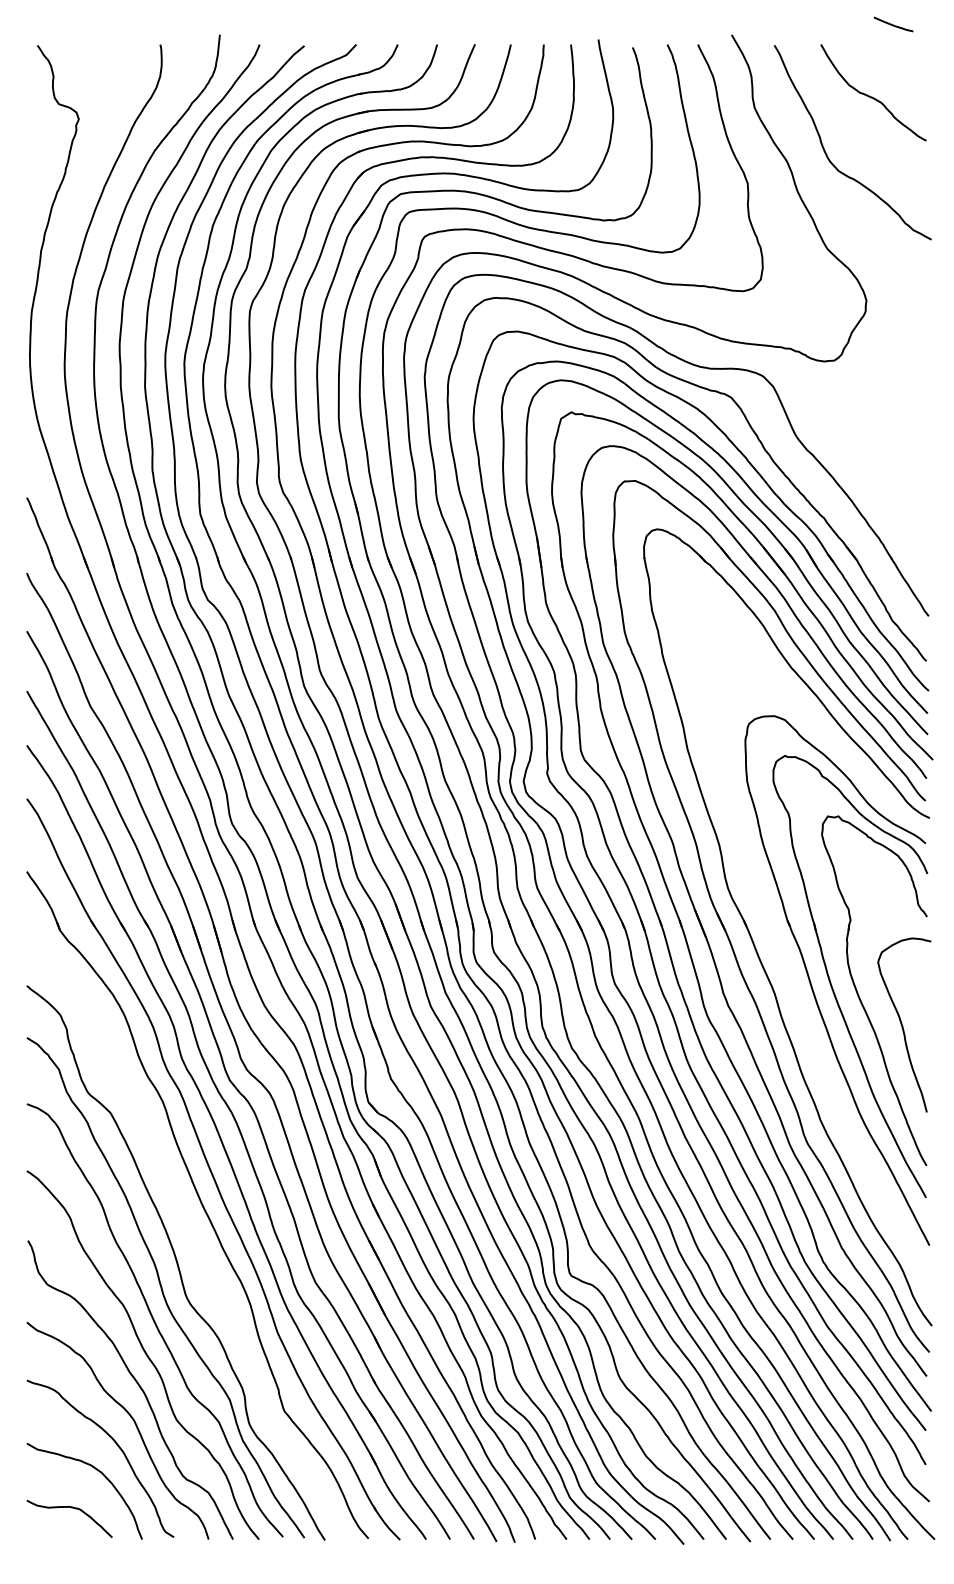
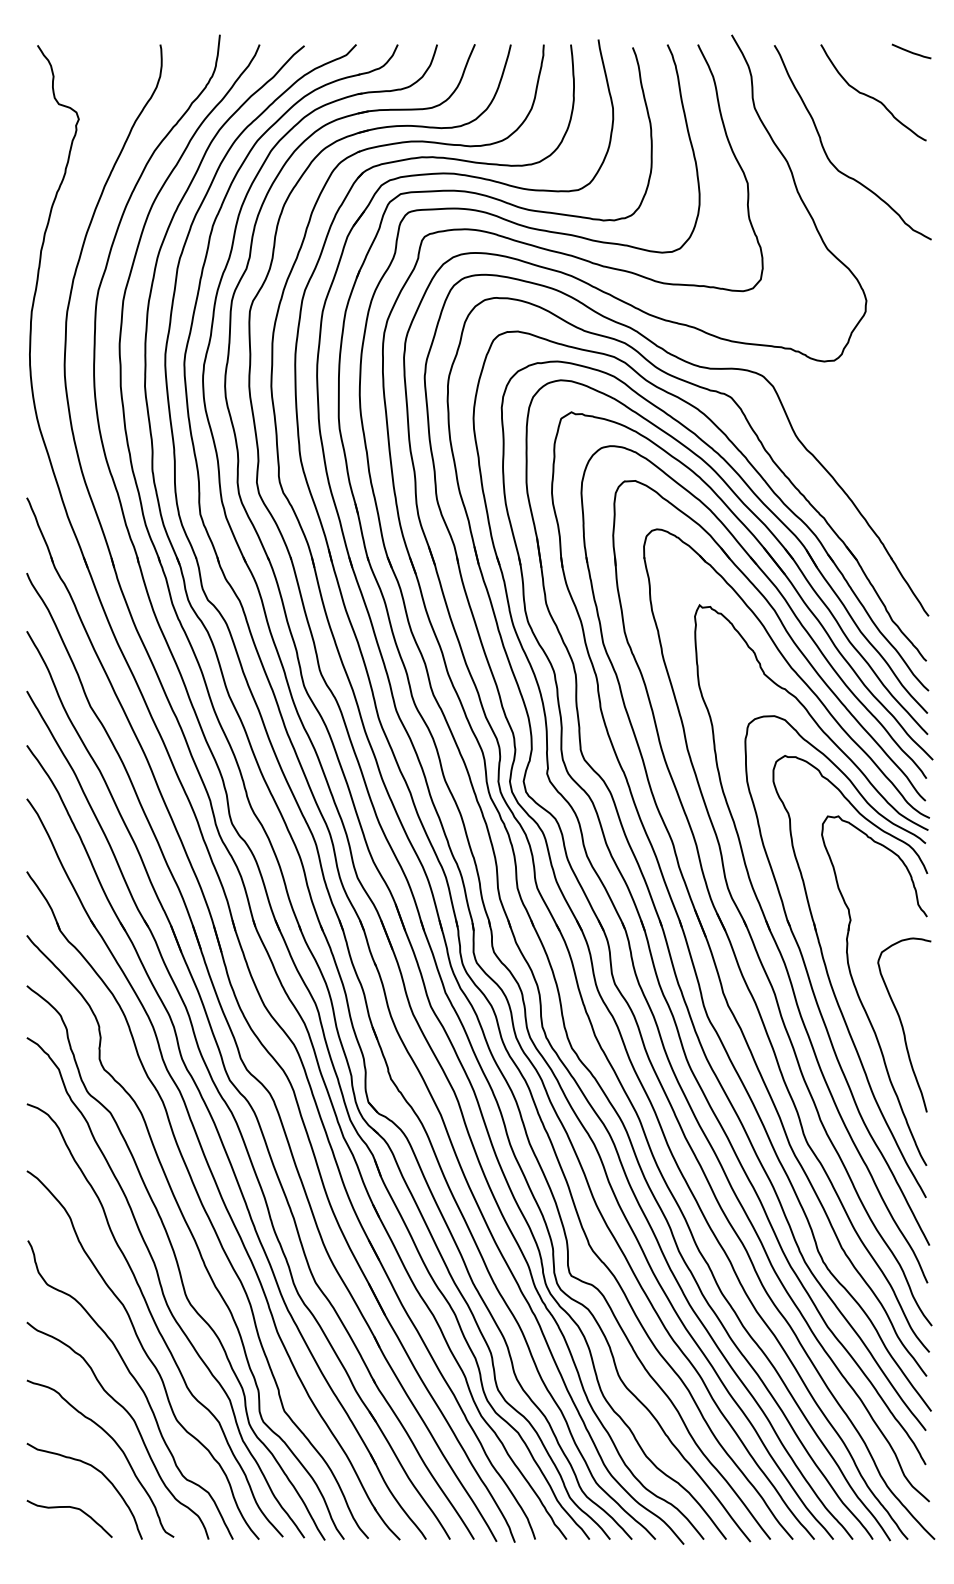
curve position: (893, 24) -> (911, 51) (911, 51)
part: none -> present (783, 957)
curve: none -> present (191, 1235)
